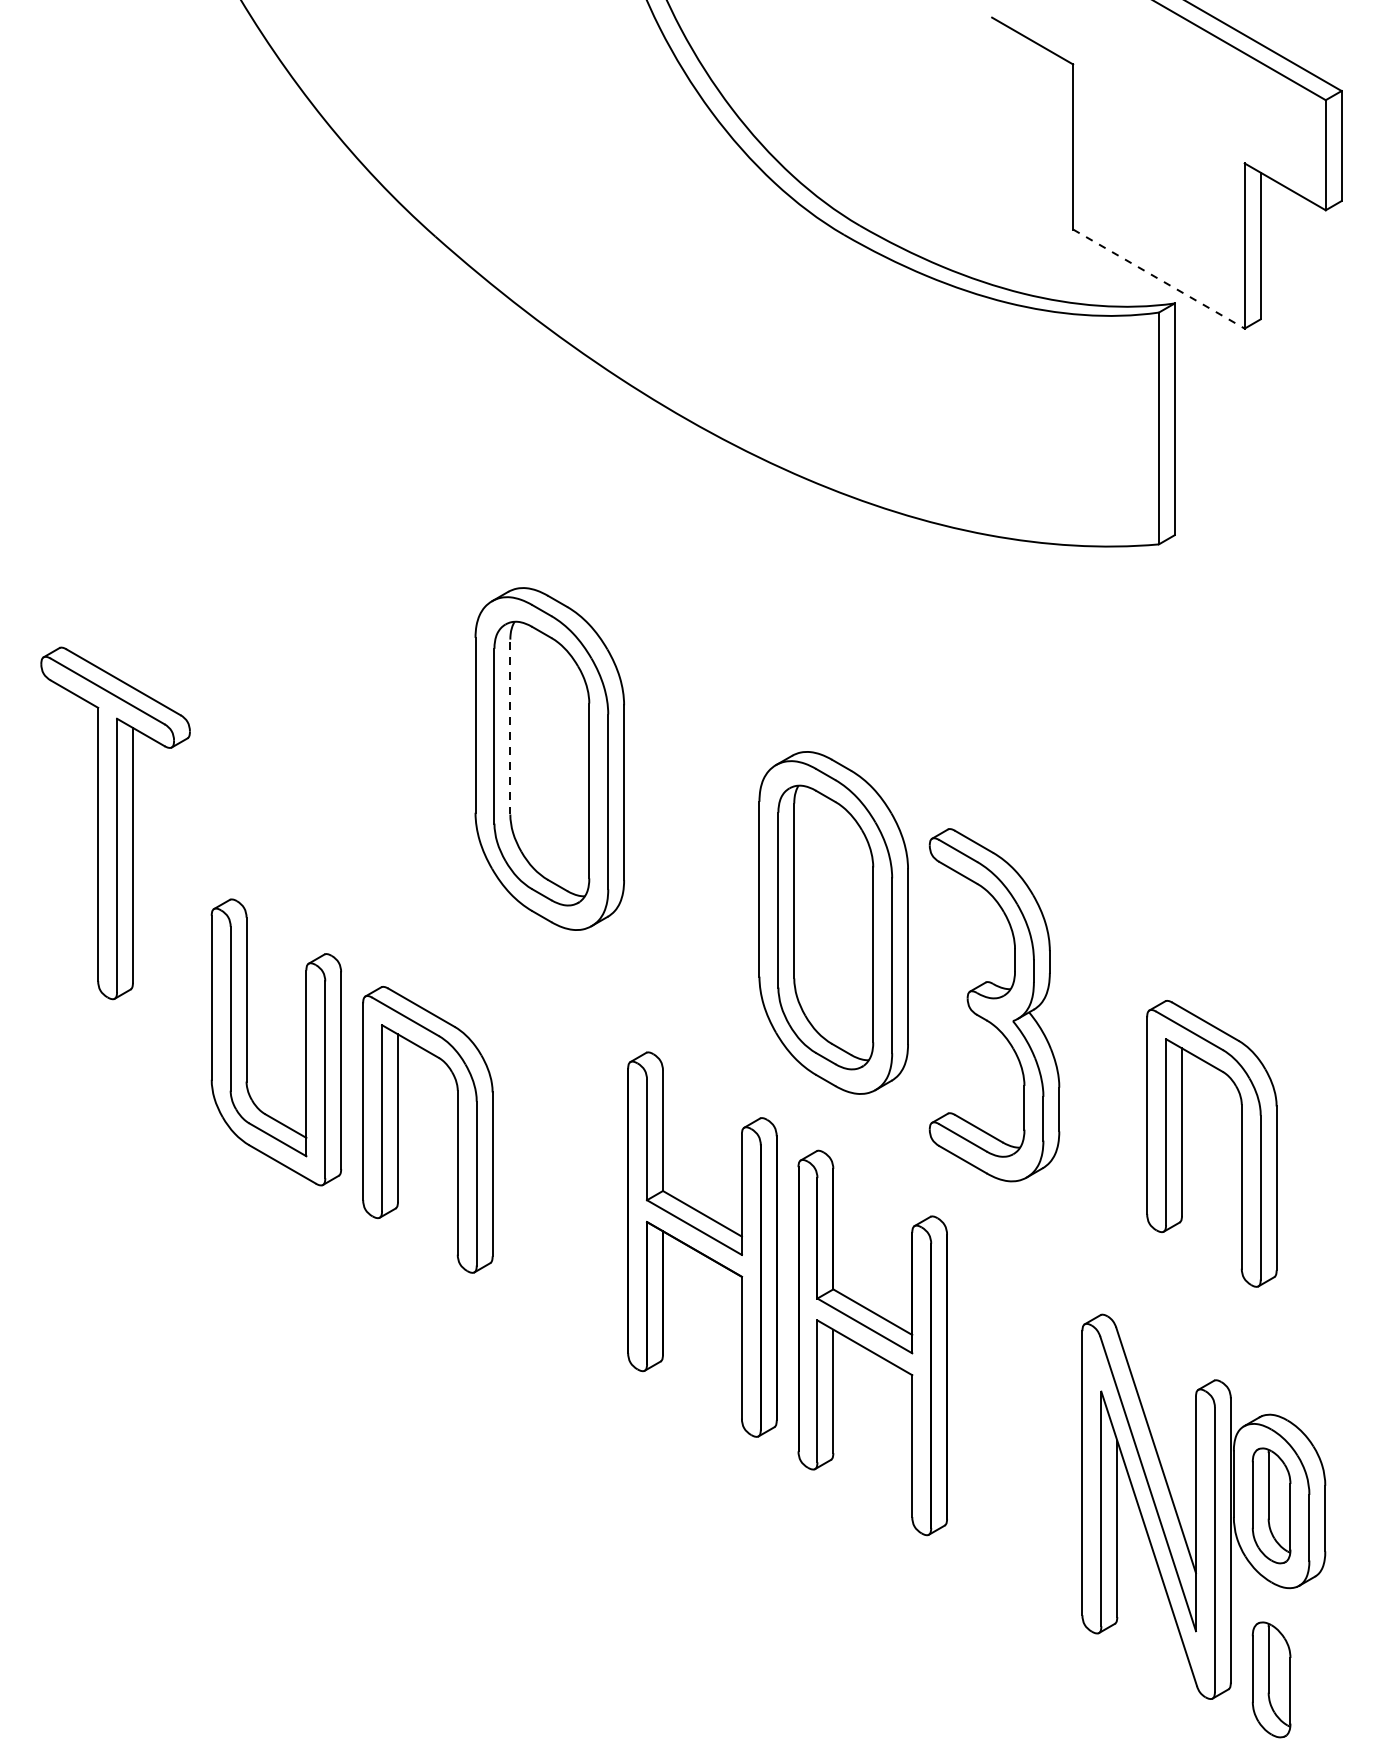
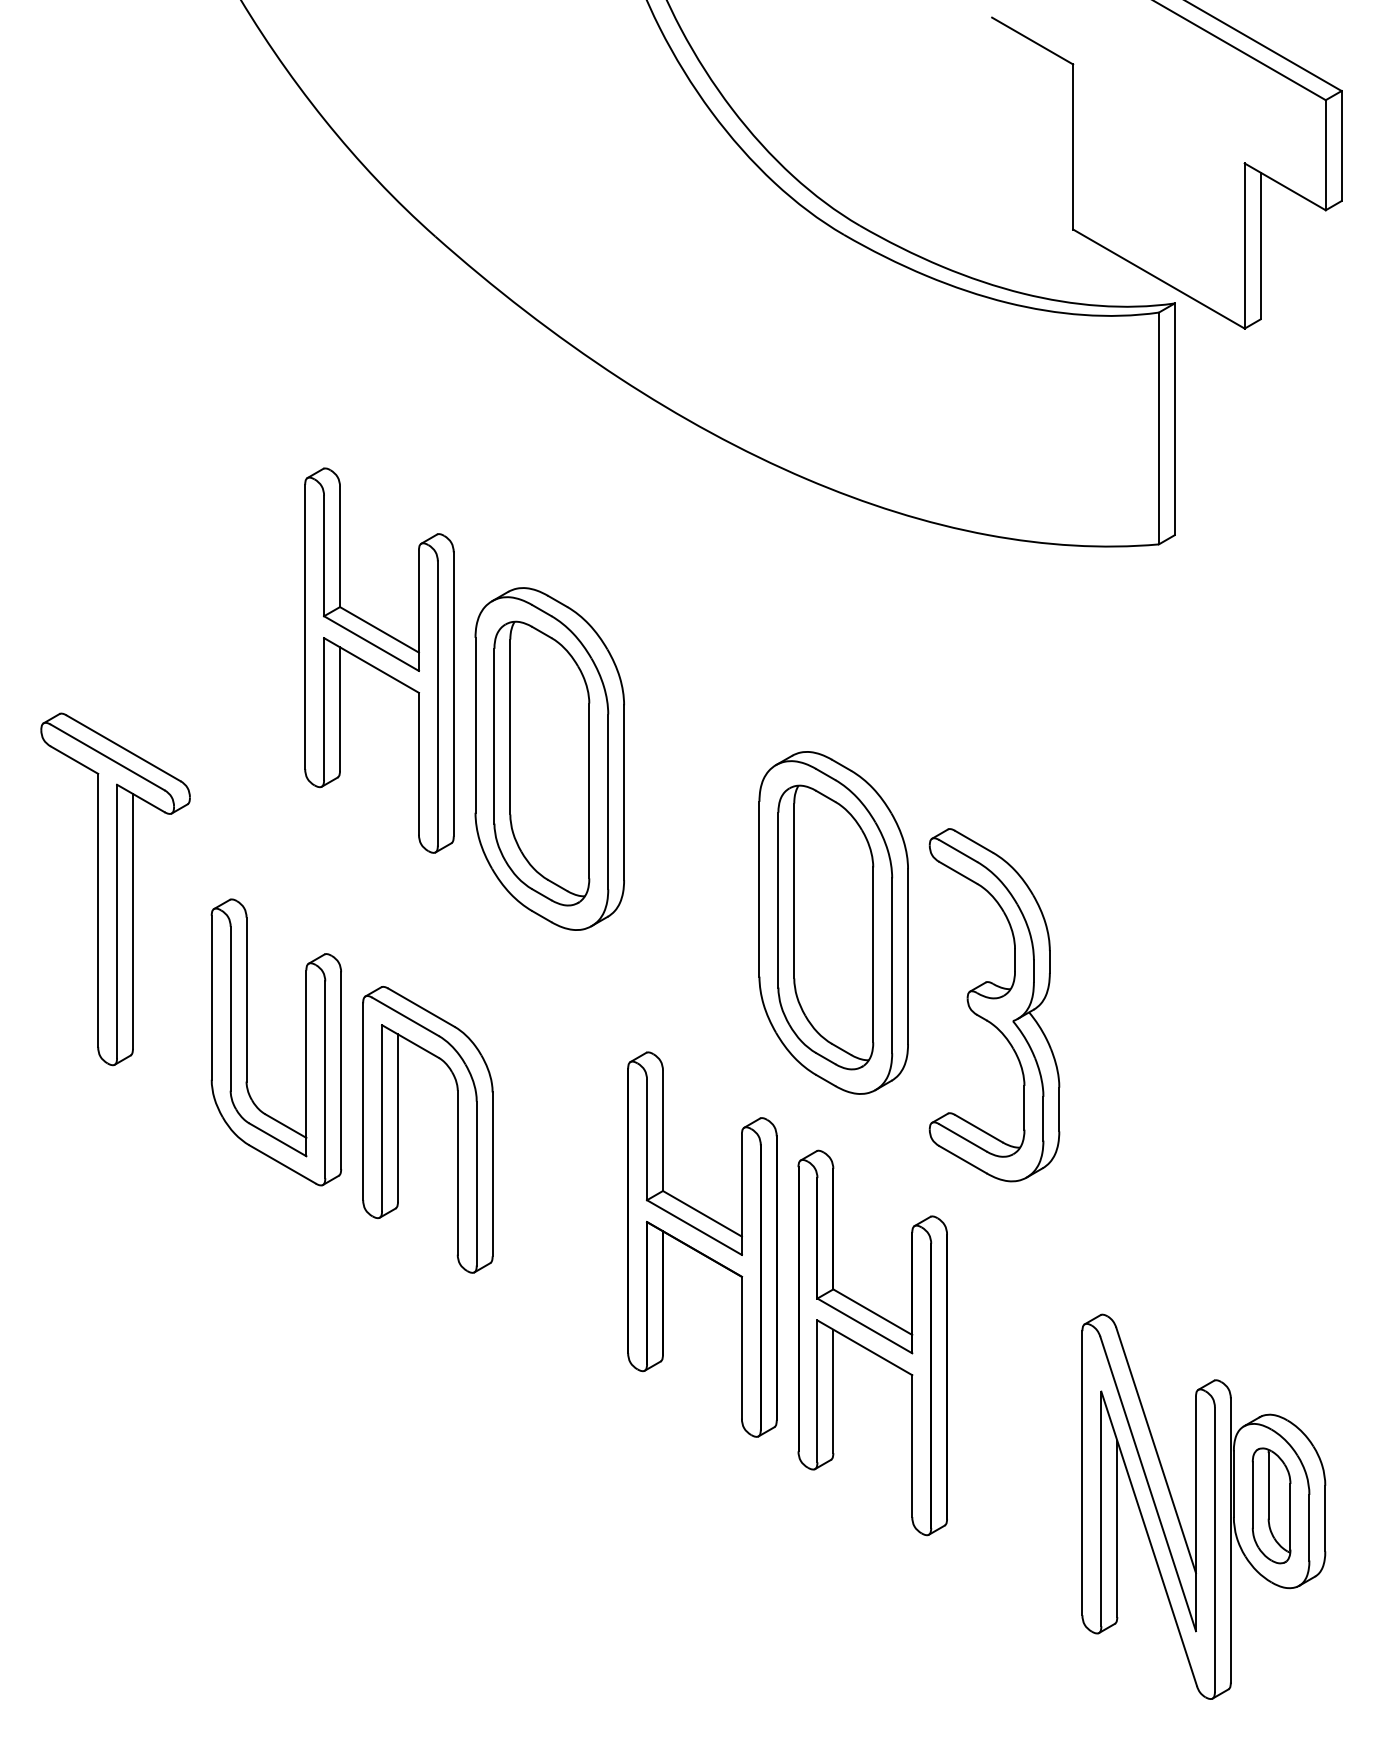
line: dashed -> solid (1159, 279)
part: none -> present (379, 660)
line: dashed -> solid (510, 726)
part position: (115, 823) -> (115, 889) (115, 889)
part: present -> none (1182, 1143)
part: present -> none (1271, 1679)
